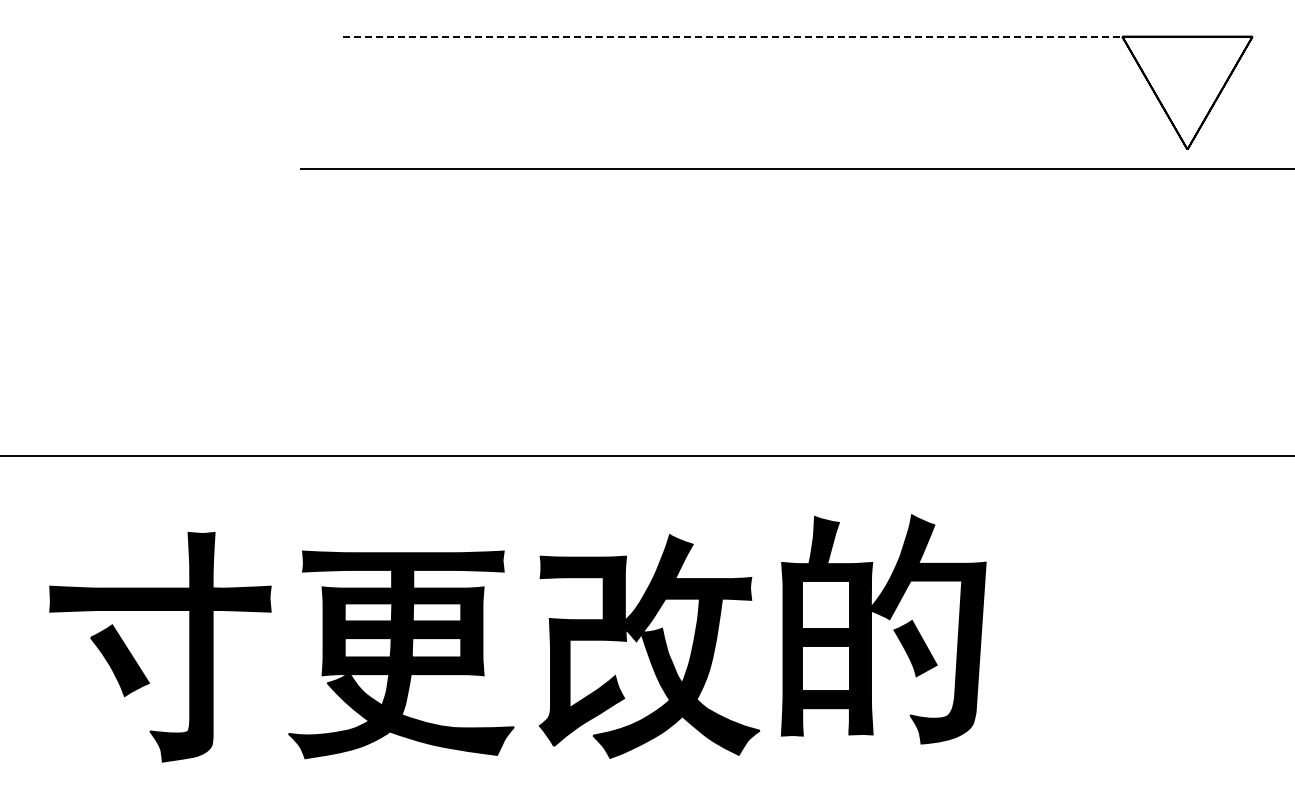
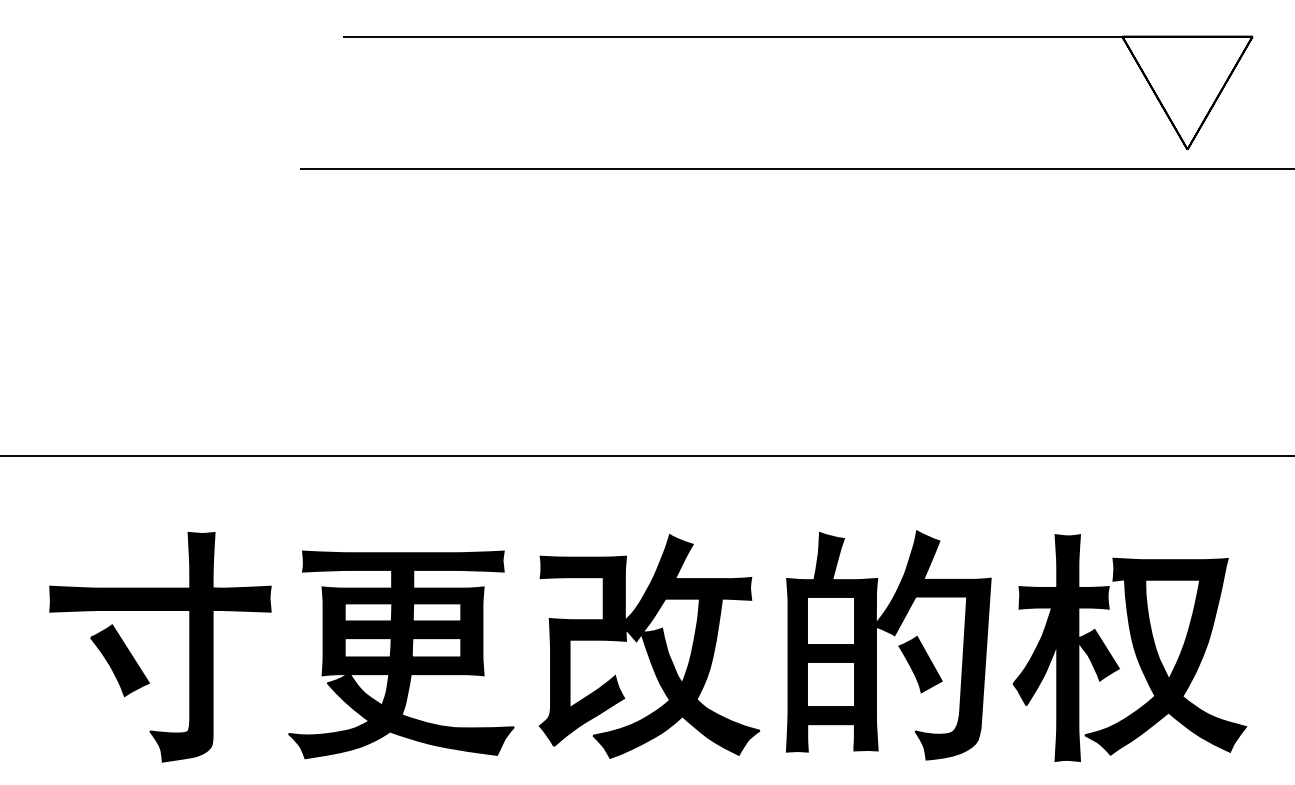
line: dashed -> solid (736, 36)
part position: (893, 629) -> (898, 645) (898, 645)
part: none -> present (1129, 647)
